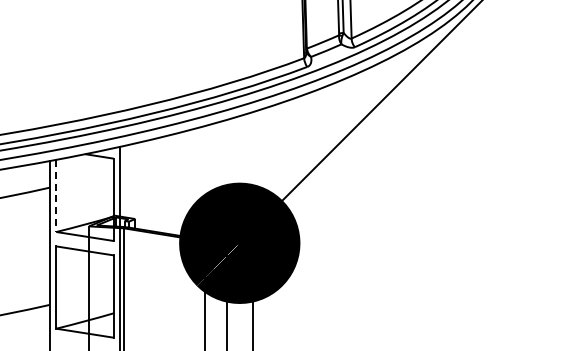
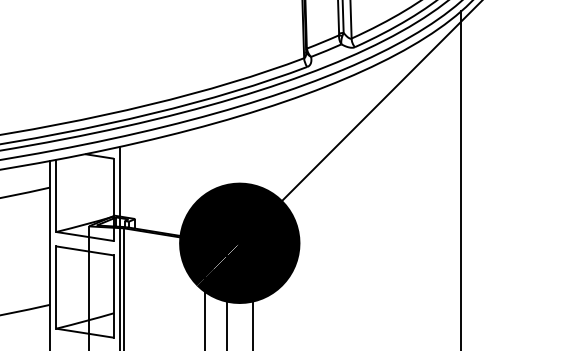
line: none -> present (461, 179)
line: dashed -> solid (56, 196)
